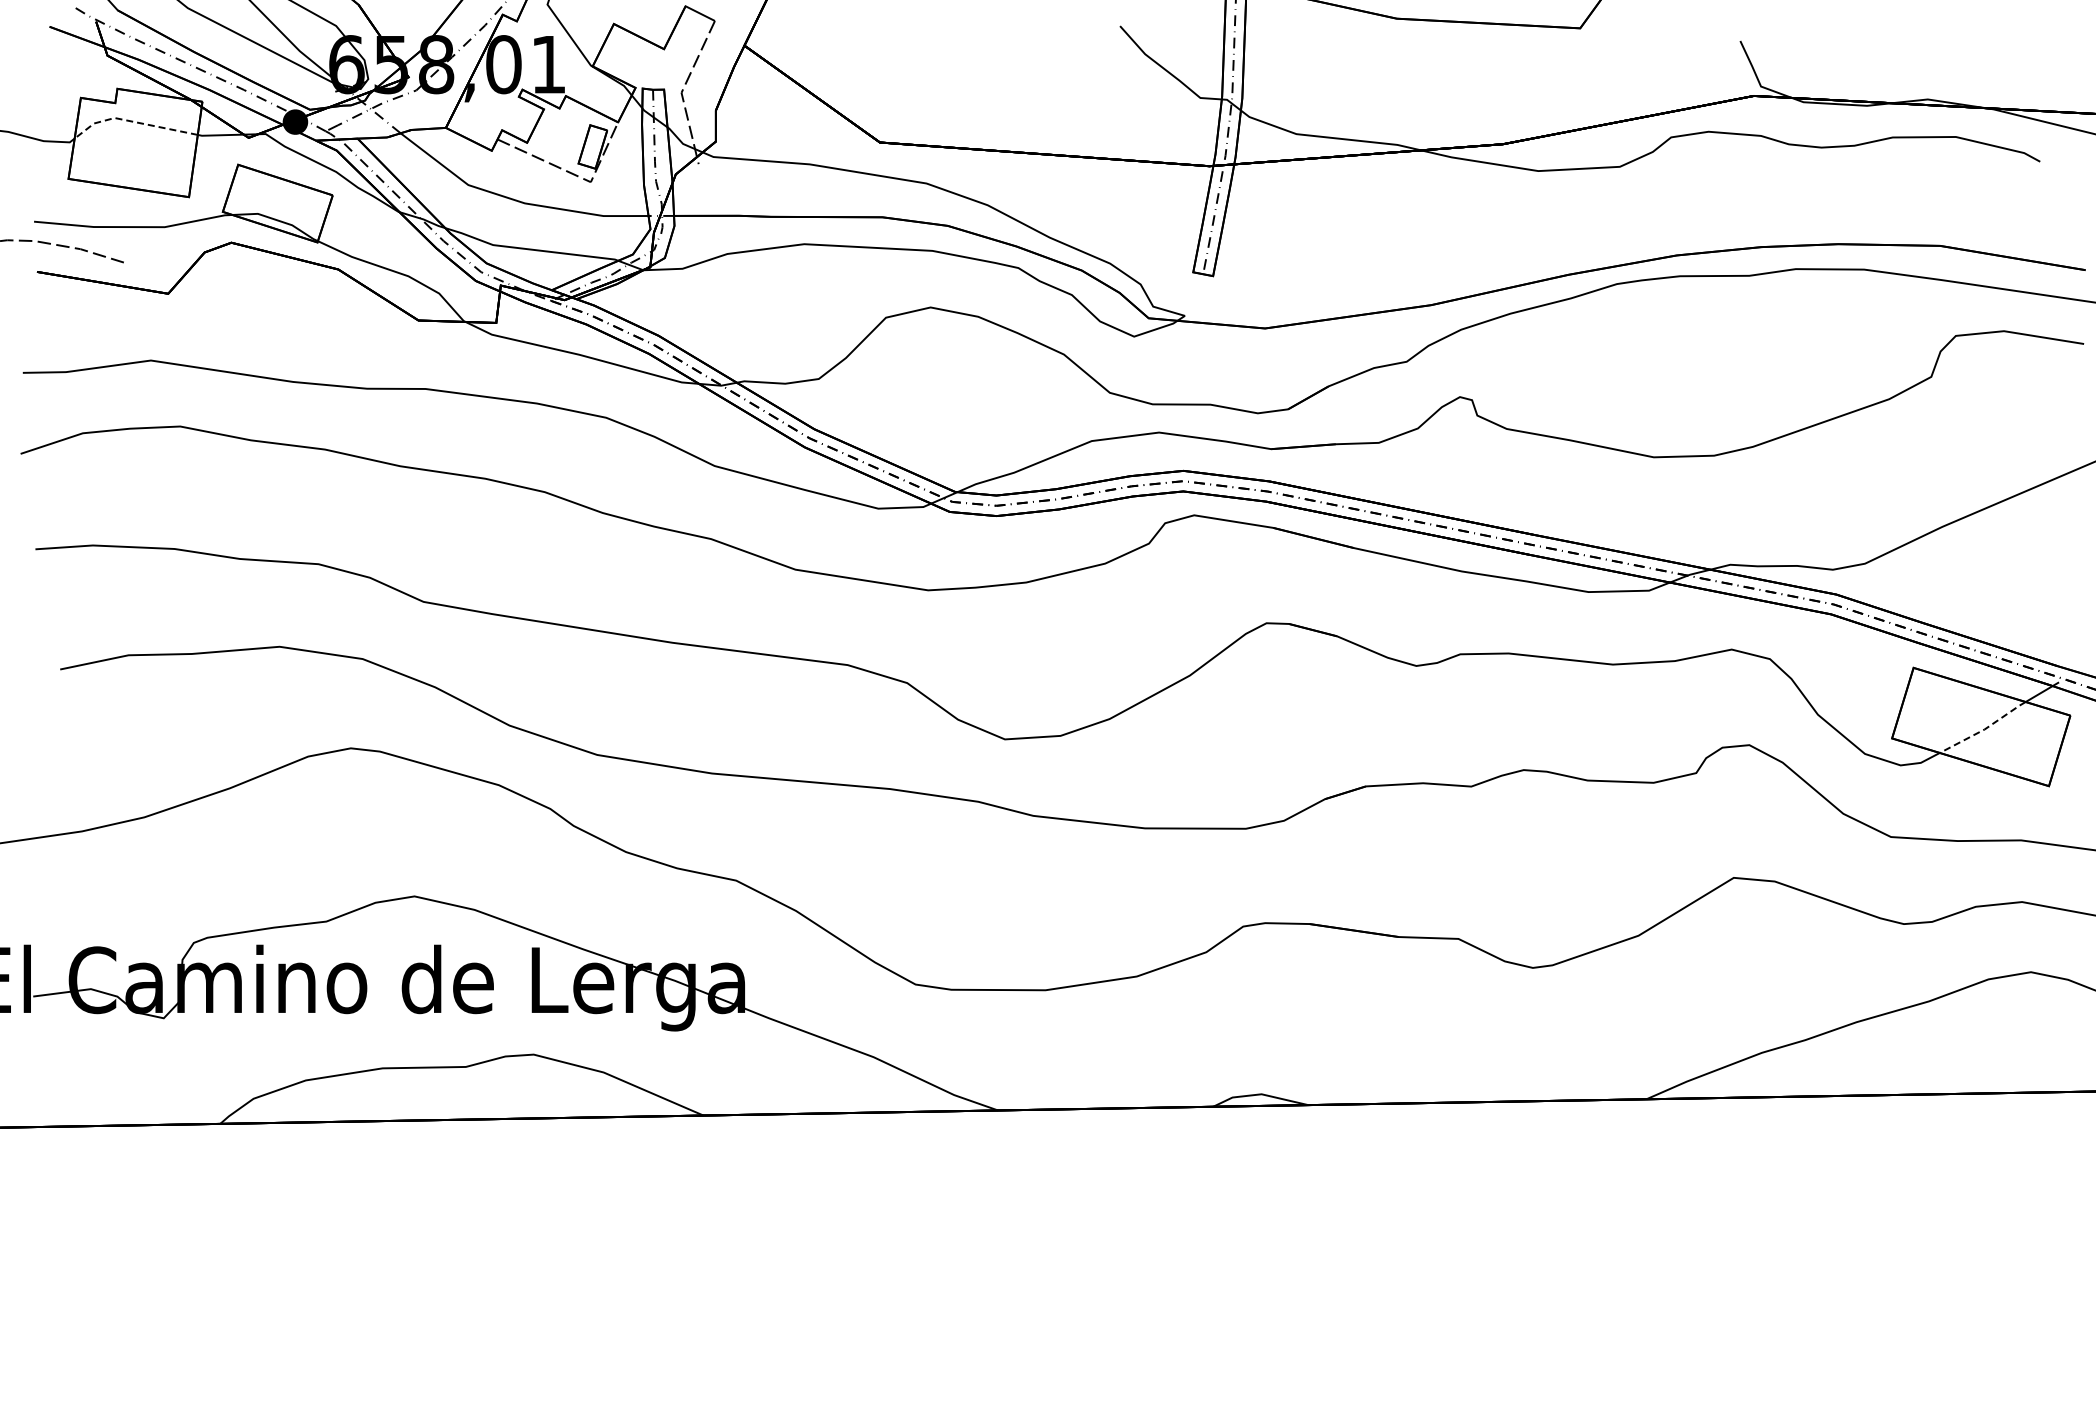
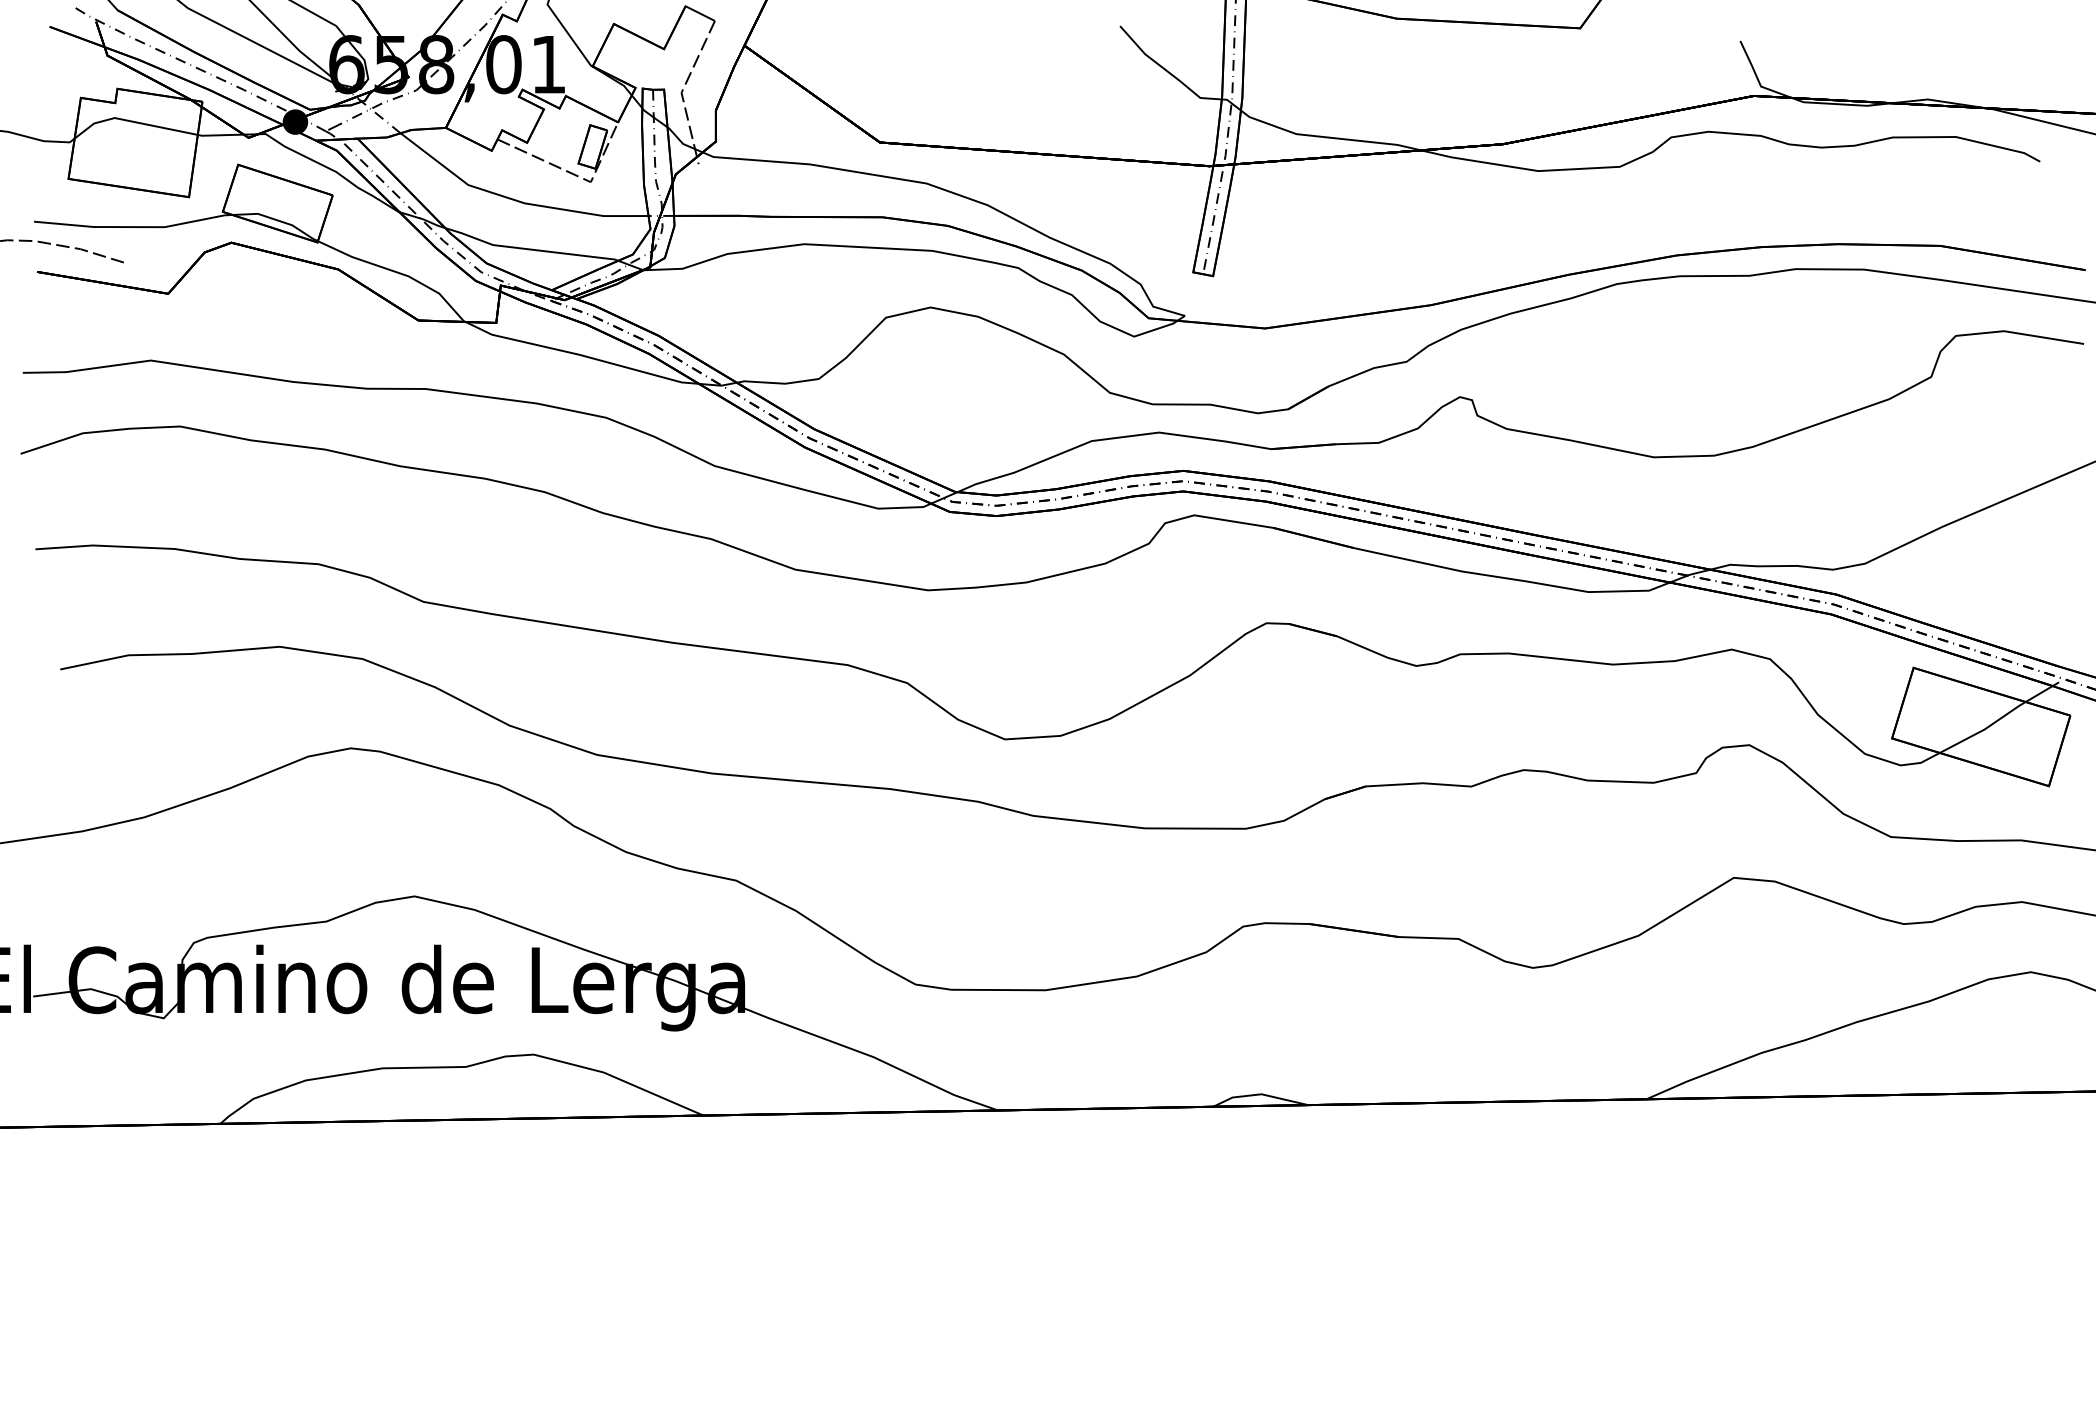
line: dashed -> solid (132, 121)
line: dashed -> solid (1984, 729)
